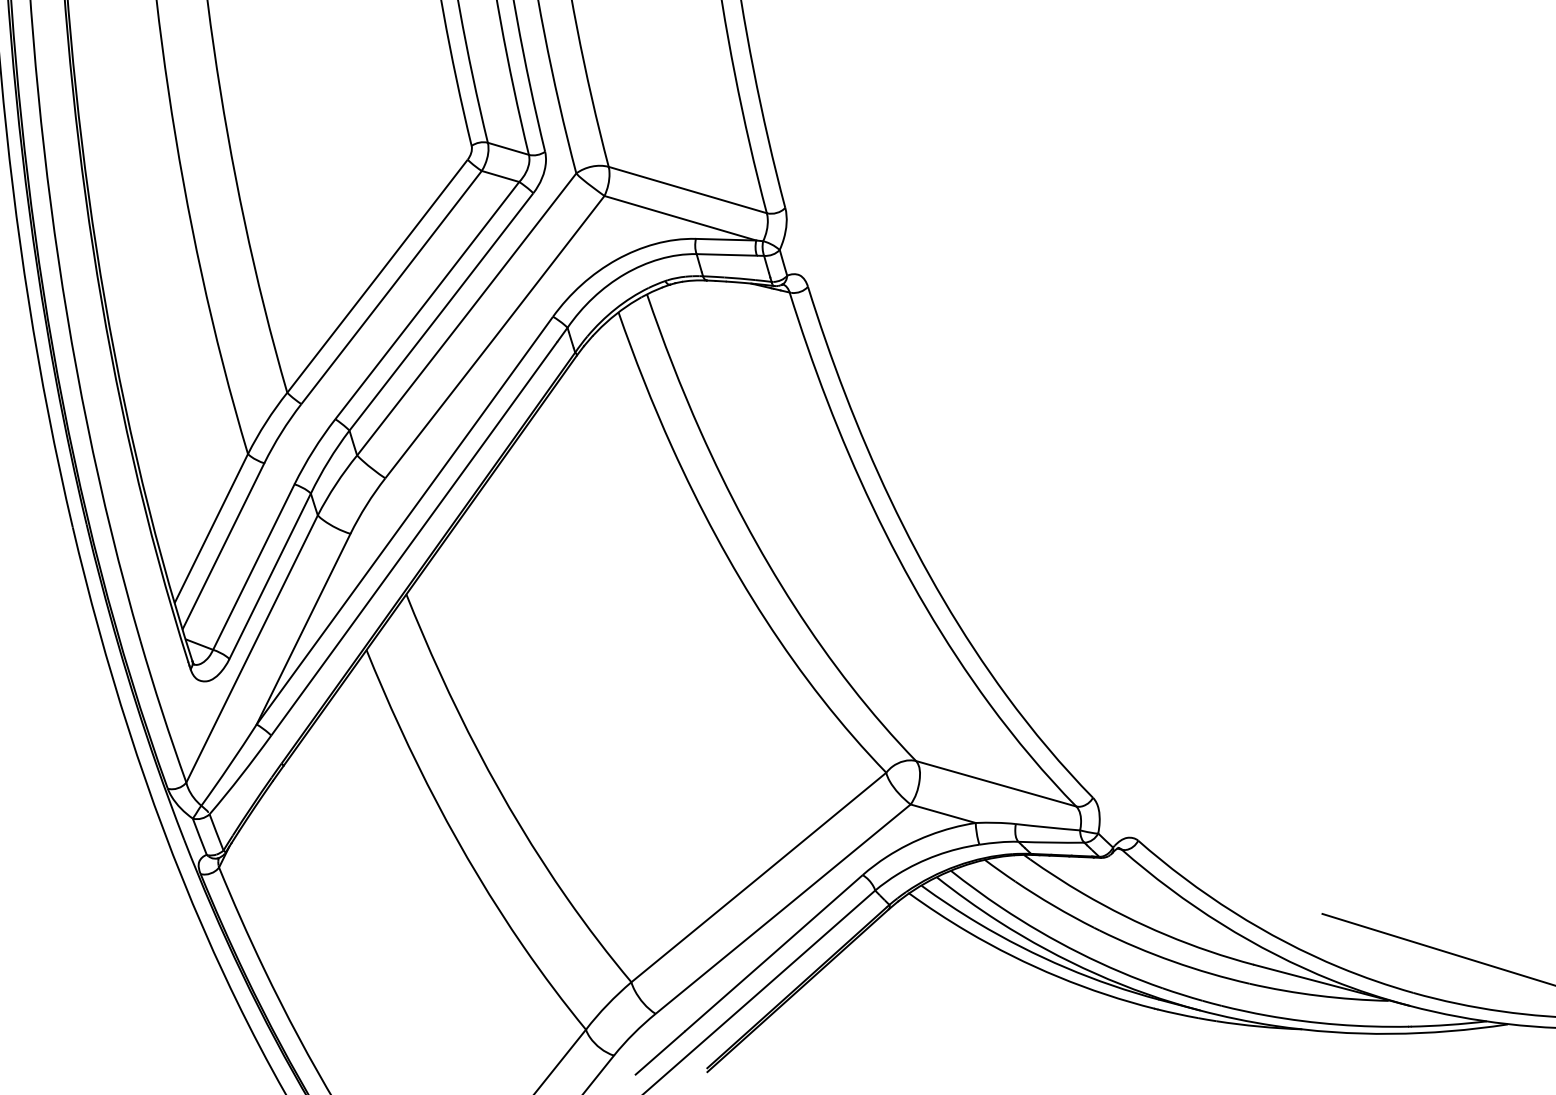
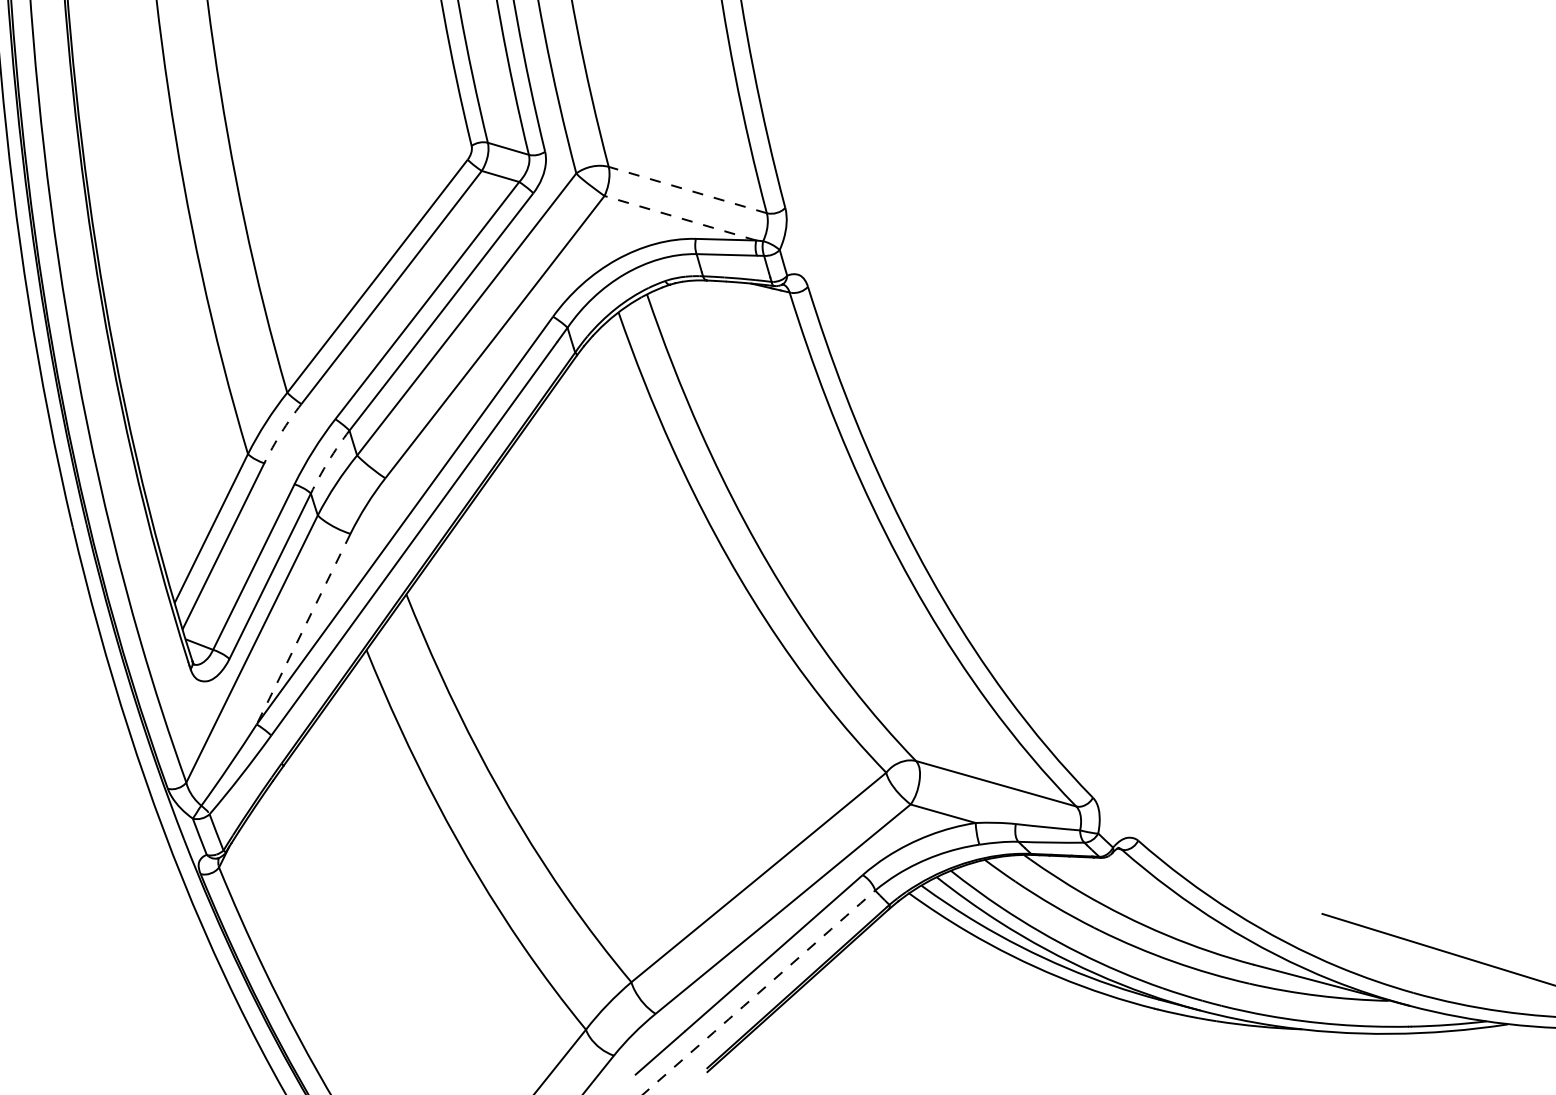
line: solid -> dashed (687, 189)
line: solid -> dashed (679, 218)
arc: solid -> dashed (281, 432)
arc: solid -> dashed (328, 461)
line: solid -> dashed (303, 629)
arc: solid -> dashed (758, 992)
